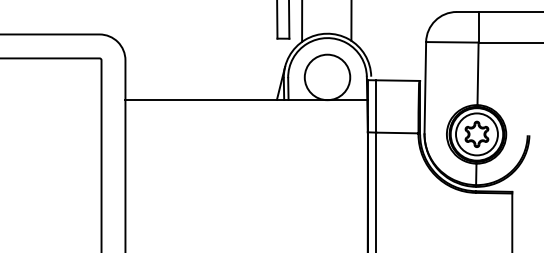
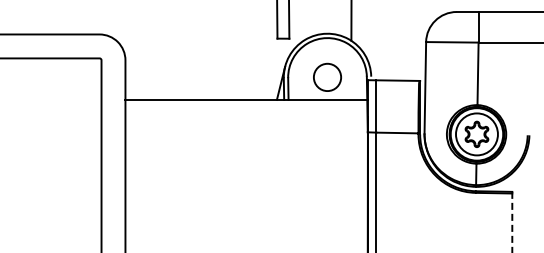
line: present -> none (302, 21)
circle diameter: 45 px -> 27 px (327, 77)
line: solid -> dashed (512, 222)
